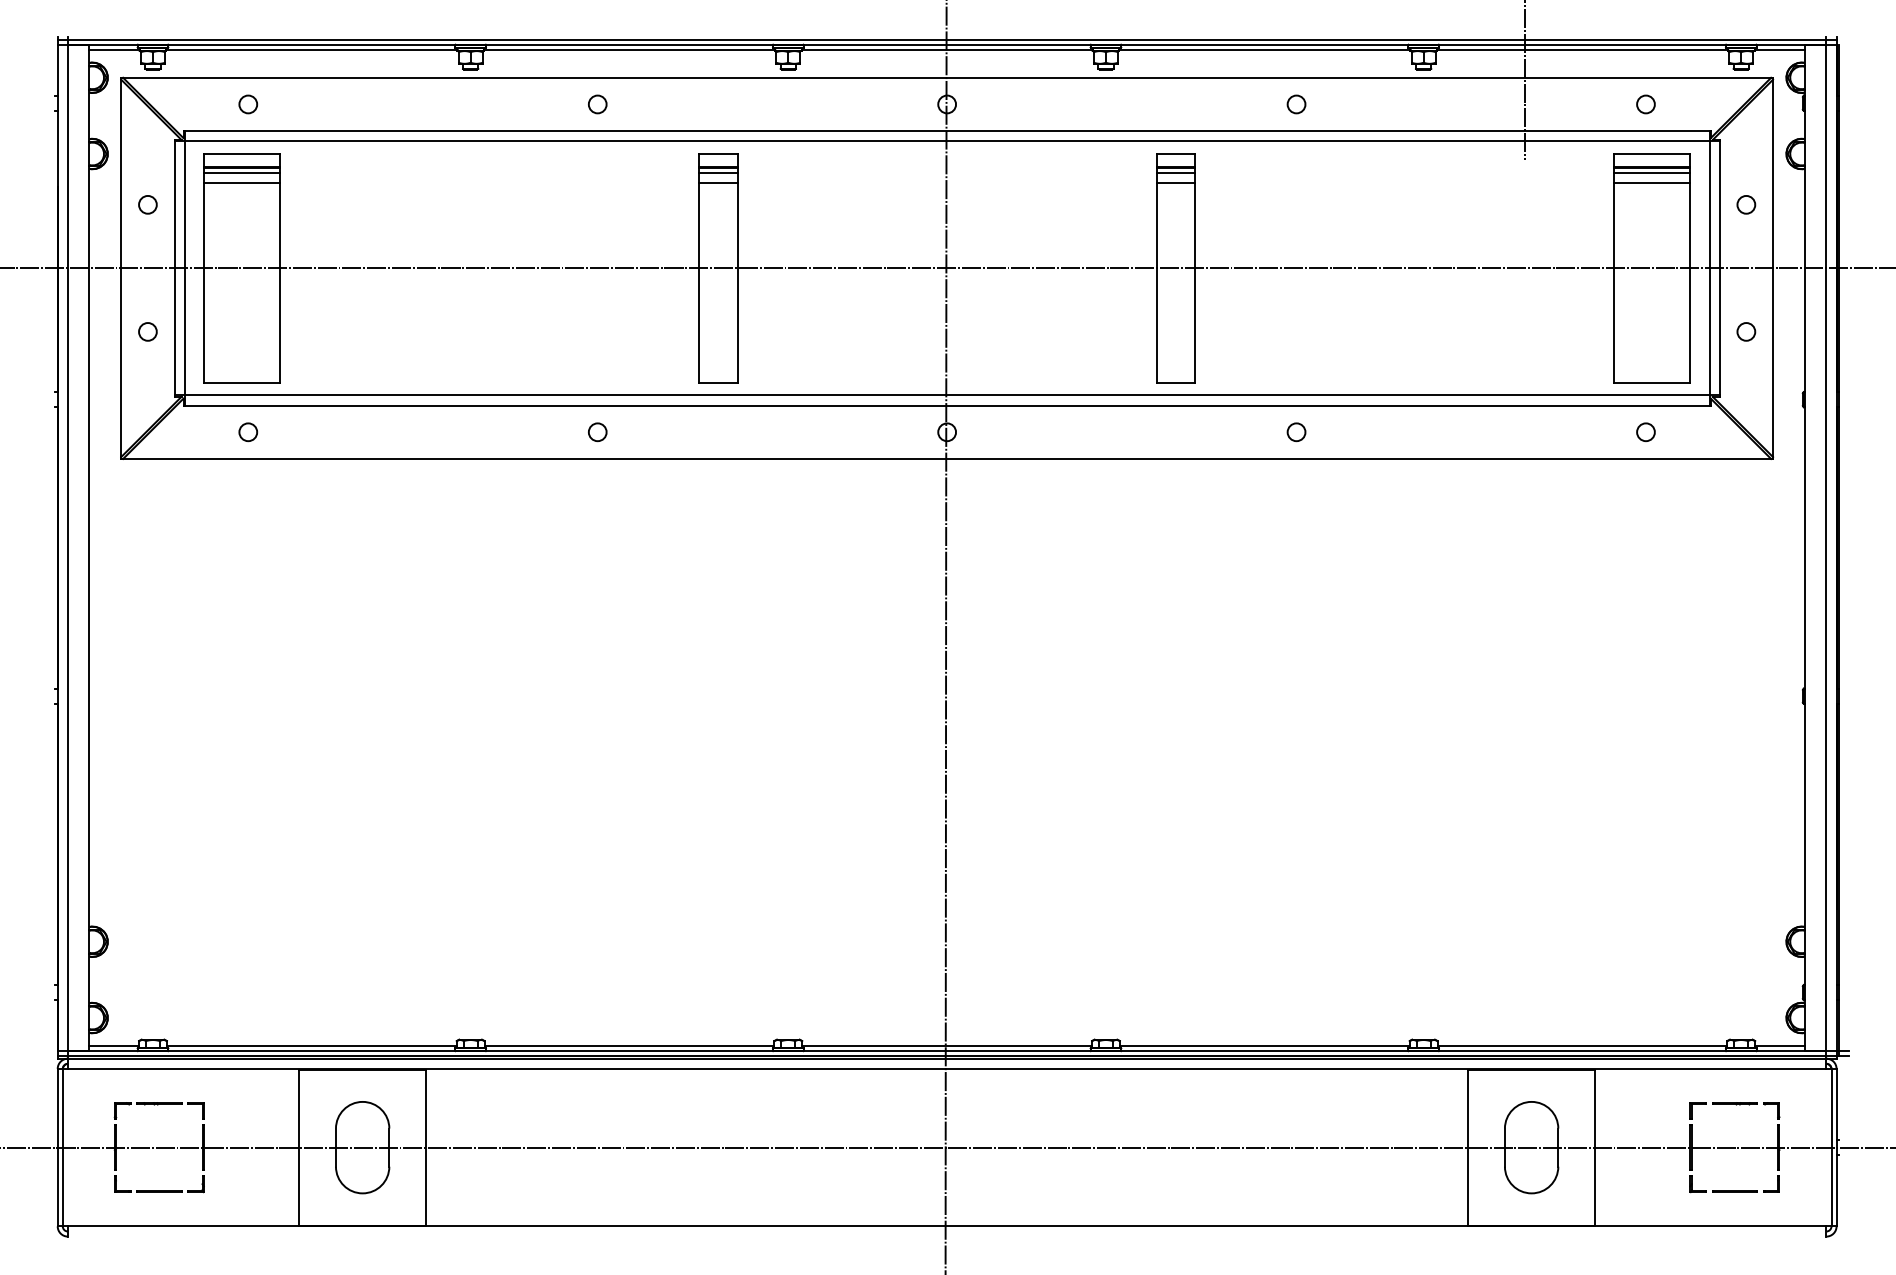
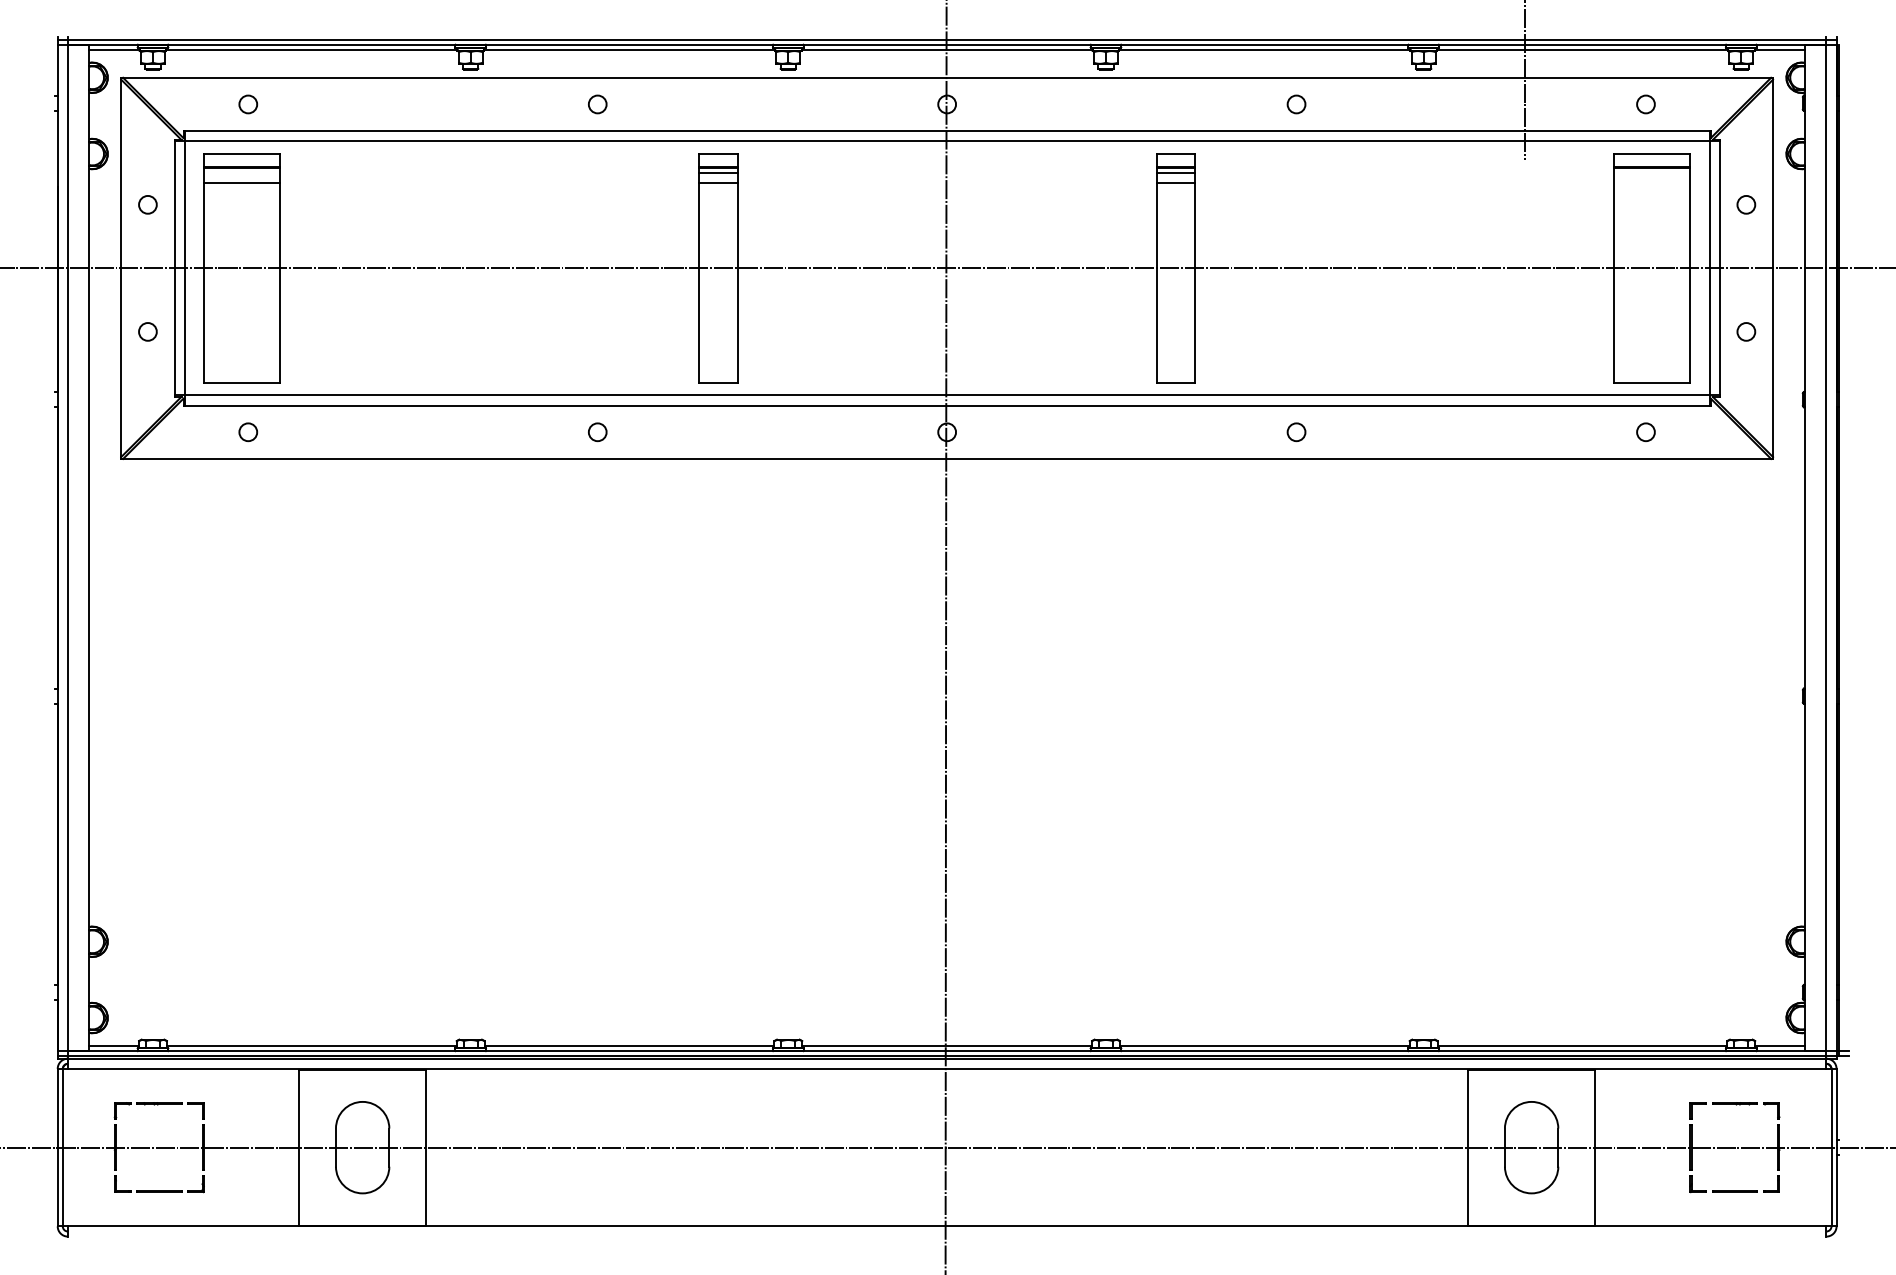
line: present -> none (241, 173)
line: present -> none (1652, 173)
line: present -> none (1652, 183)
